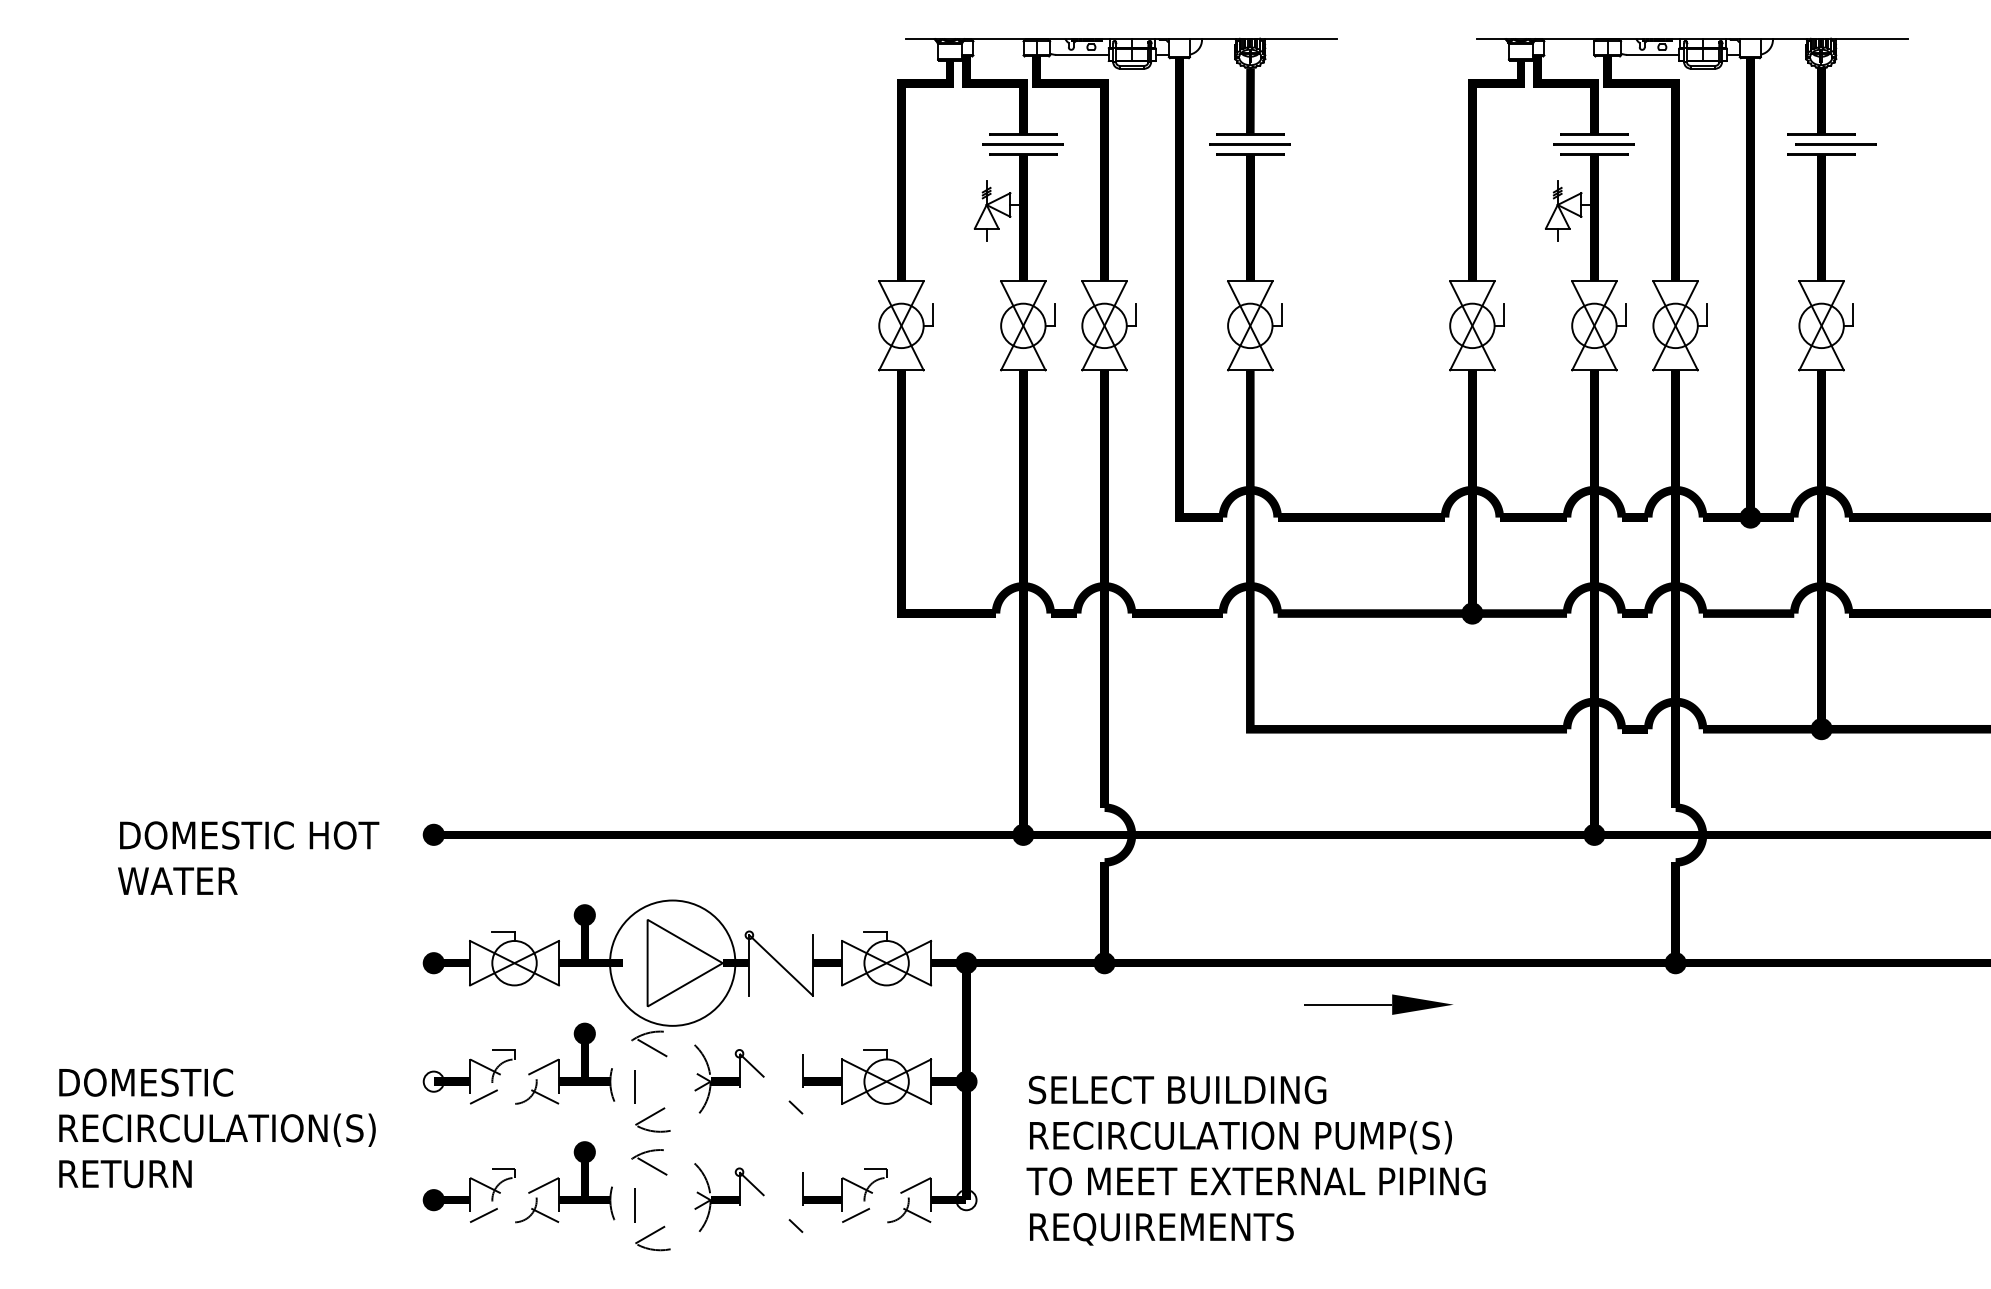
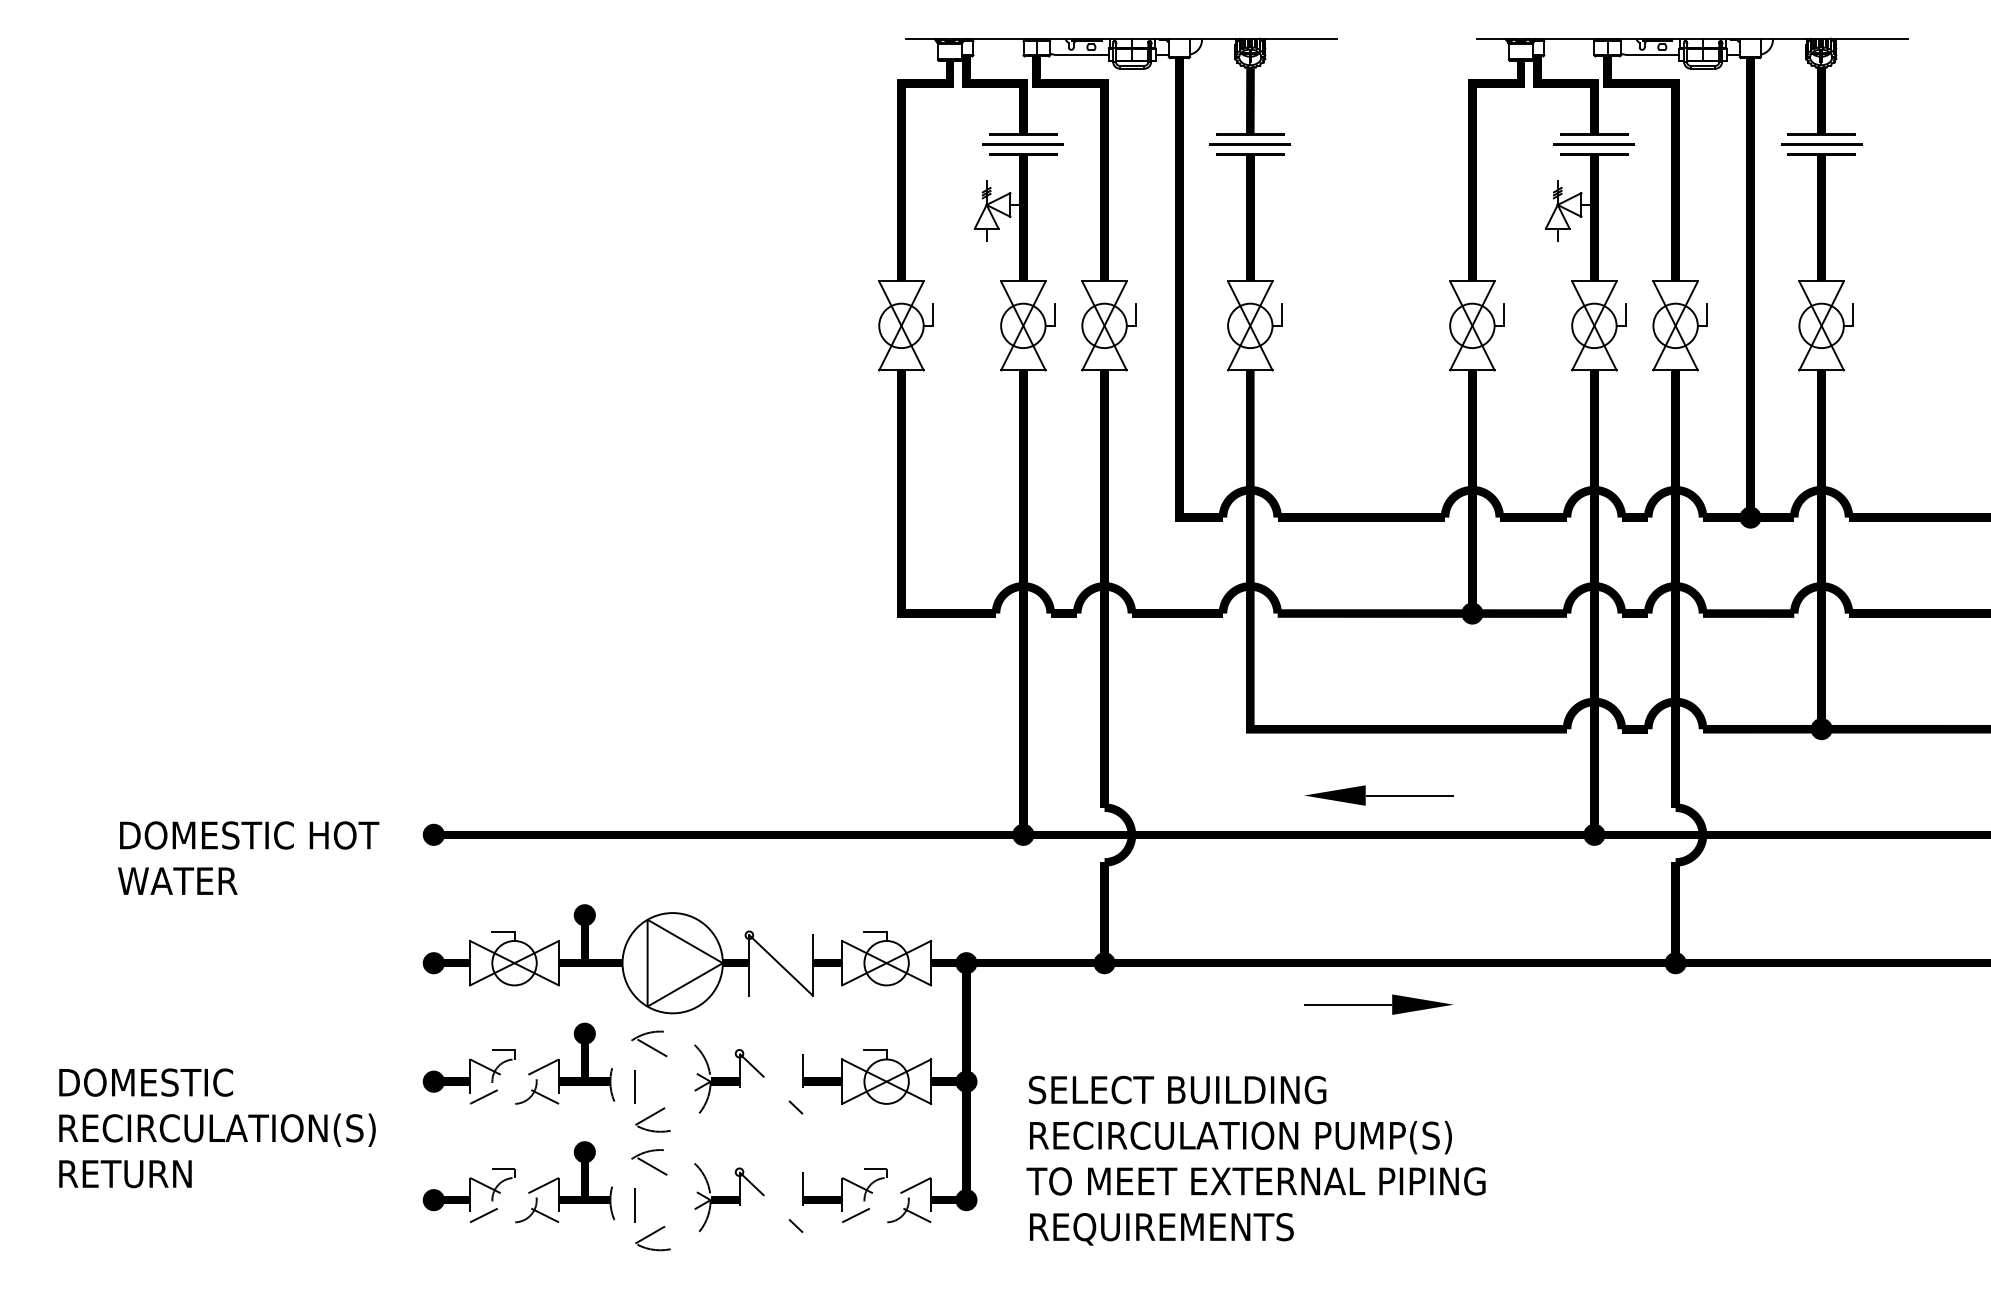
line position: (1835, 144) -> (1821, 144) (1821, 144)
part: none -> present (1378, 795)
circle diameter: 125 px -> 100 px (672, 963)
fill: none -> present (433, 1081)
fill: none -> present (966, 1200)
